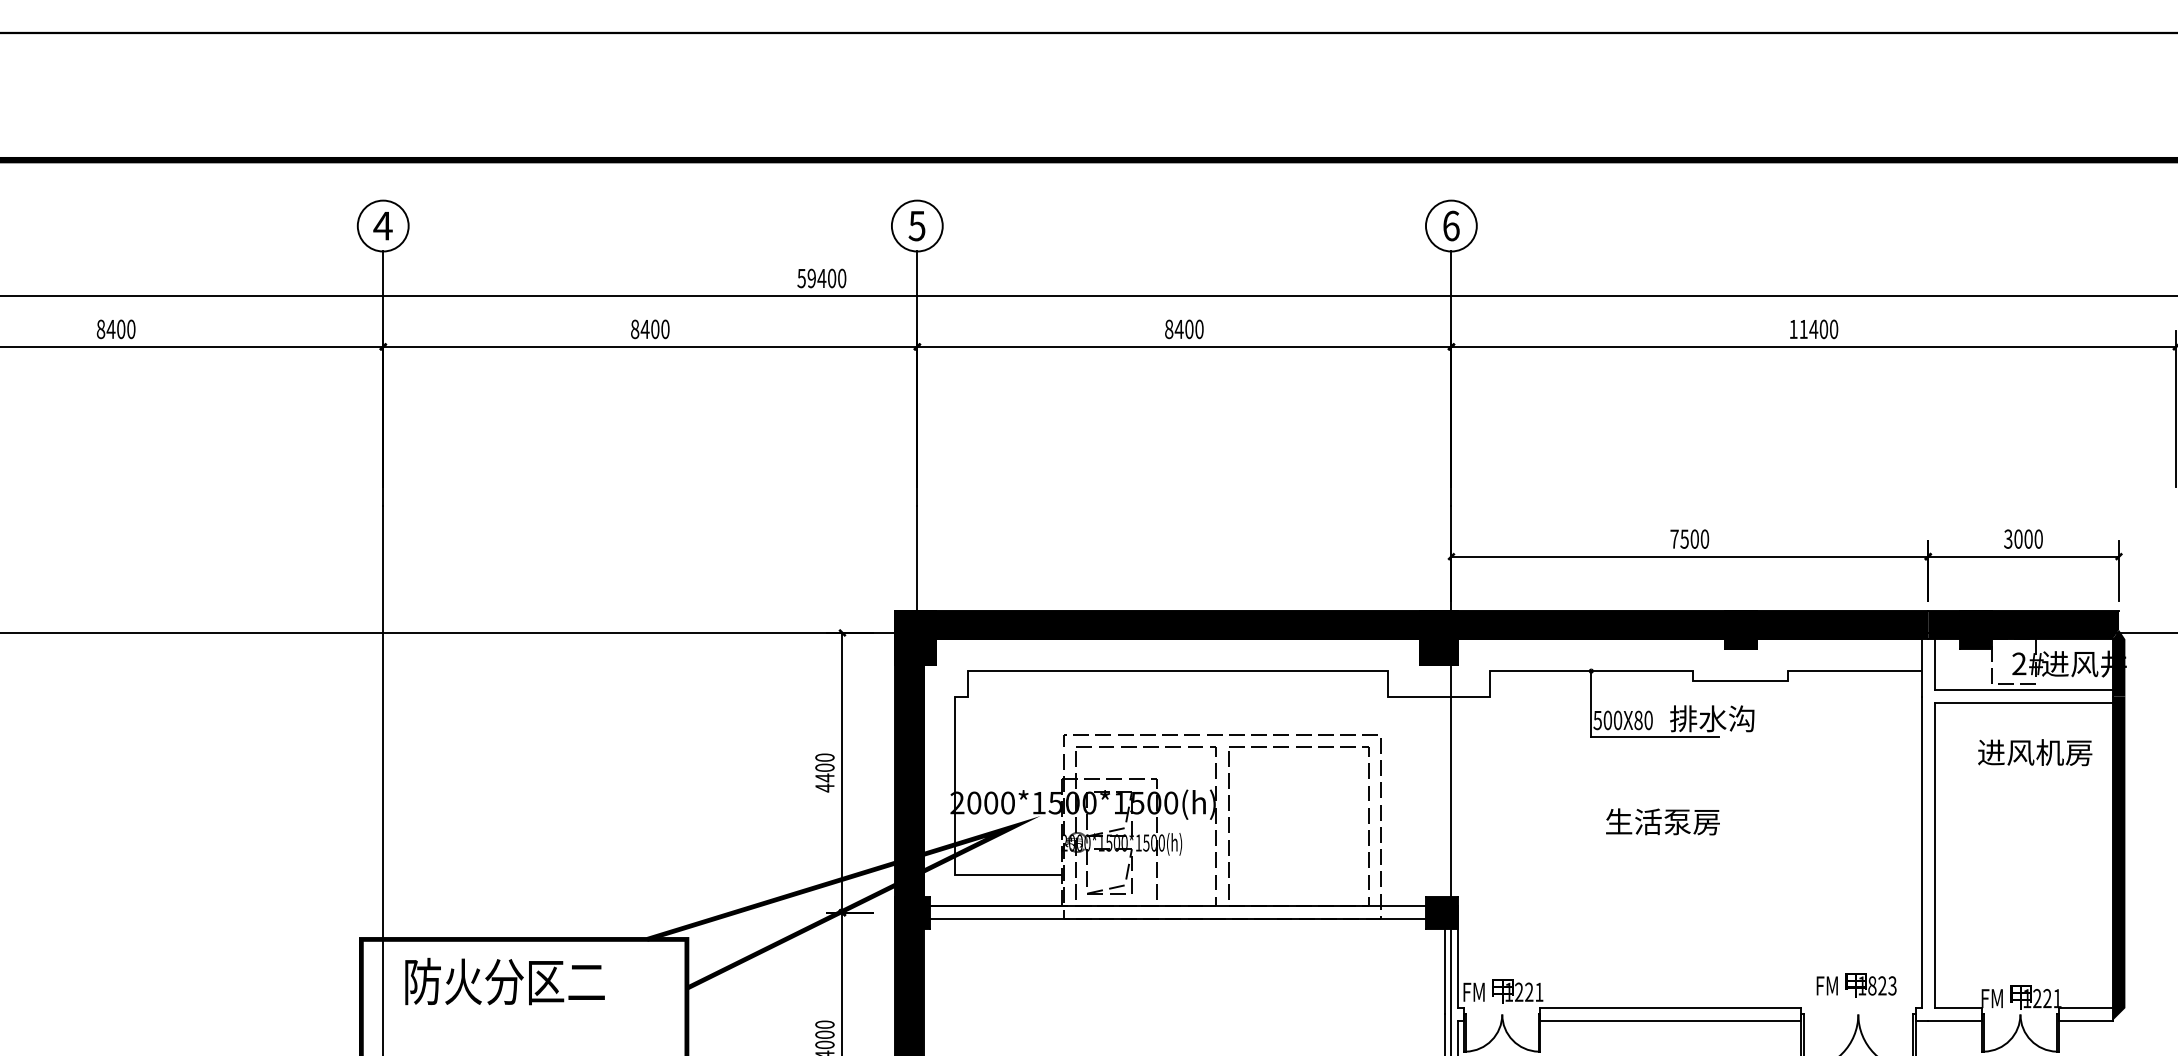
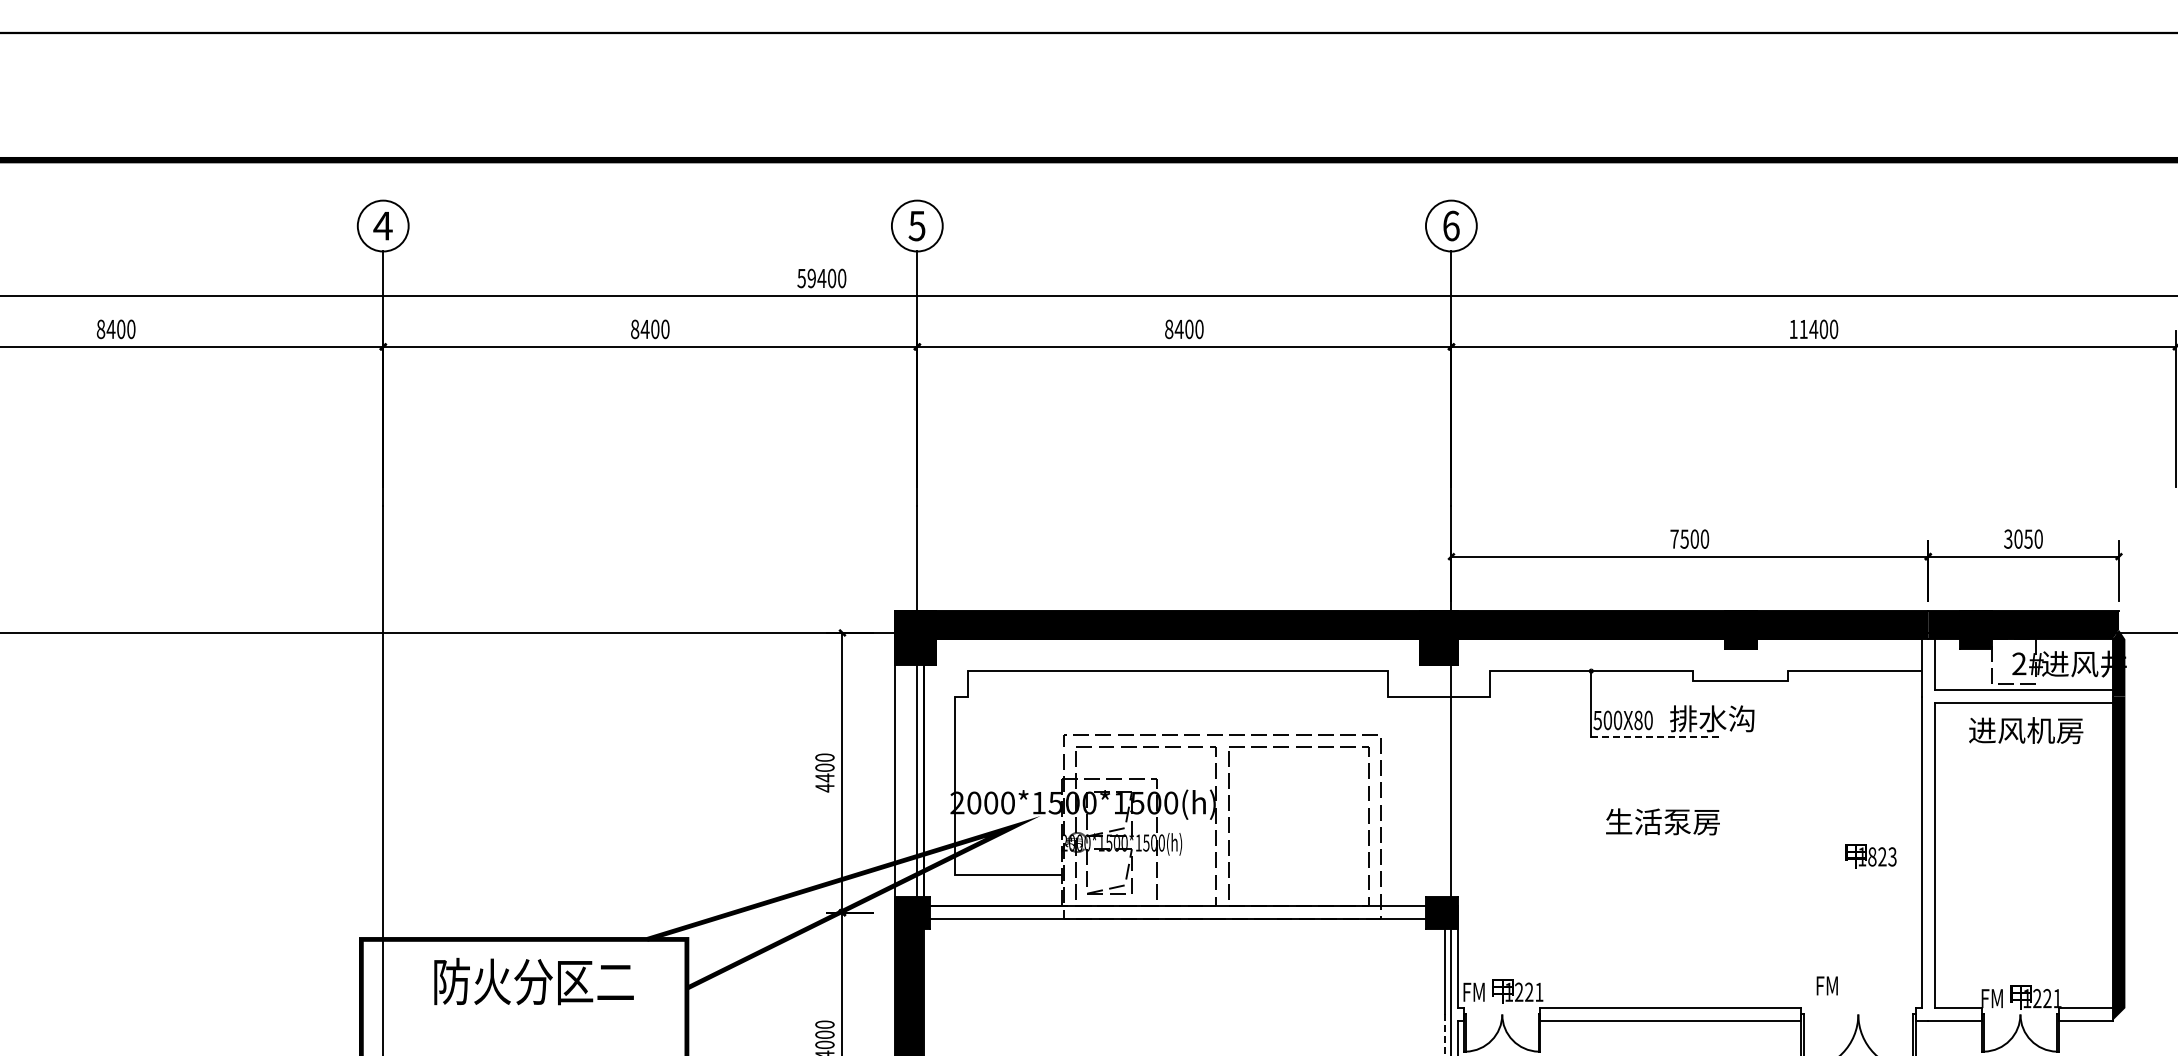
text: 3000 -> 3050 (2028, 538)
line: solid -> dashed (1655, 736)
text position: (2035, 752) -> (2026, 730) (2026, 730)
fill: present -> none (909, 761)
text position: (504, 981) -> (533, 981) (533, 981)
text position: (1870, 985) -> (1870, 856) (1870, 856)
line: solid -> dashed (1445, 1035)
